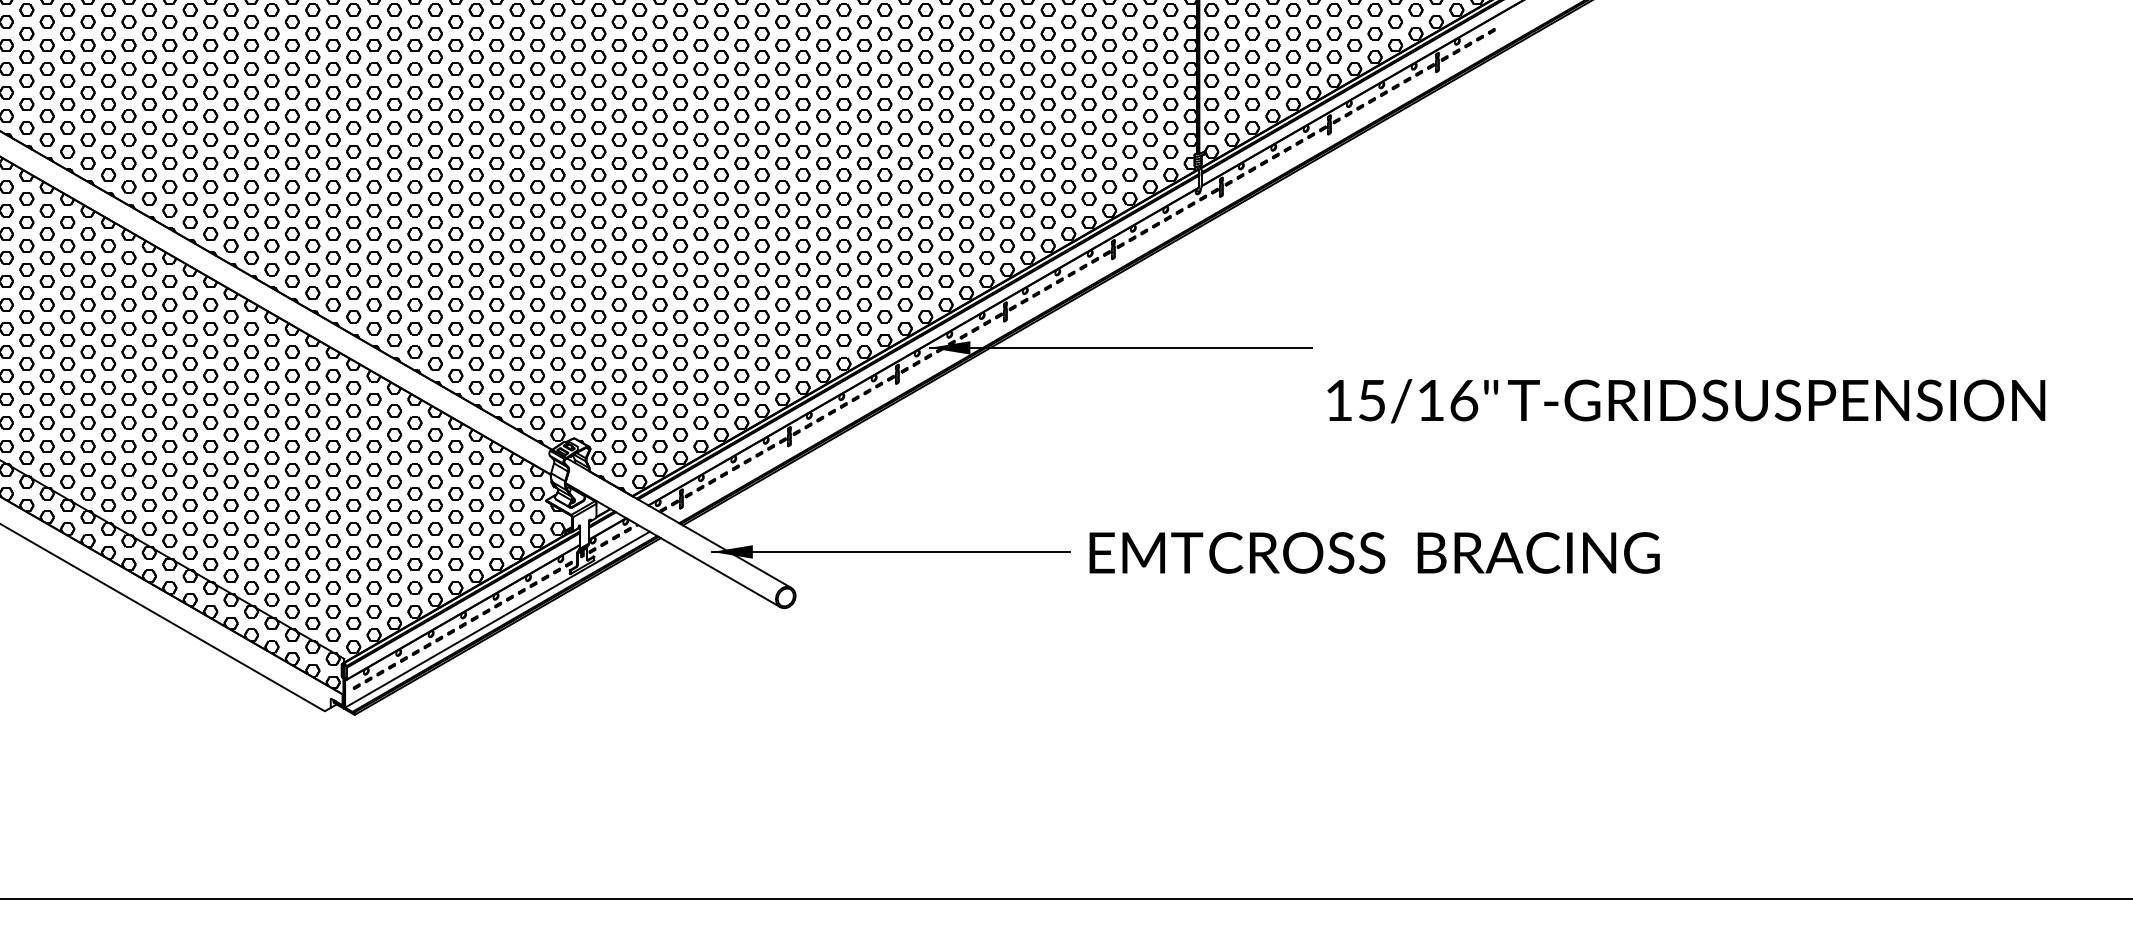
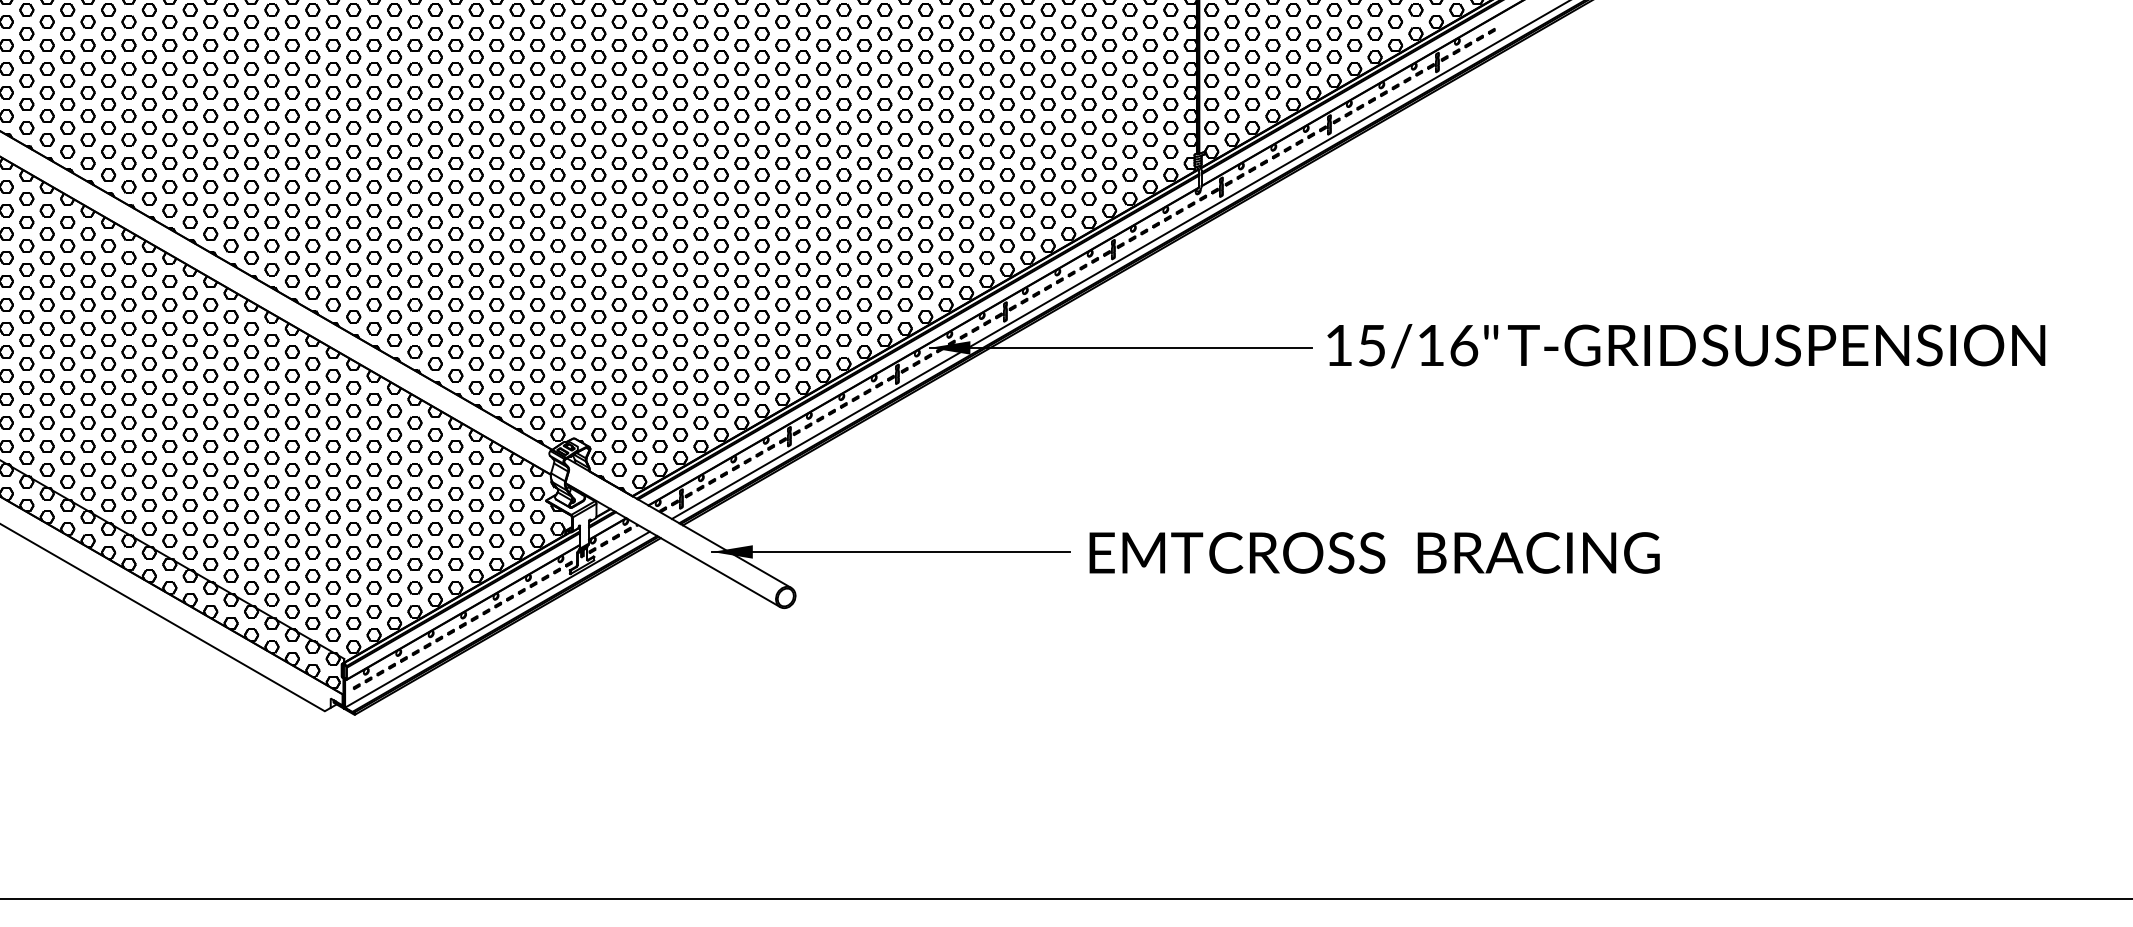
line: none -> present (1119, 260)
text position: (1686, 401) -> (1686, 346) (1686, 346)
